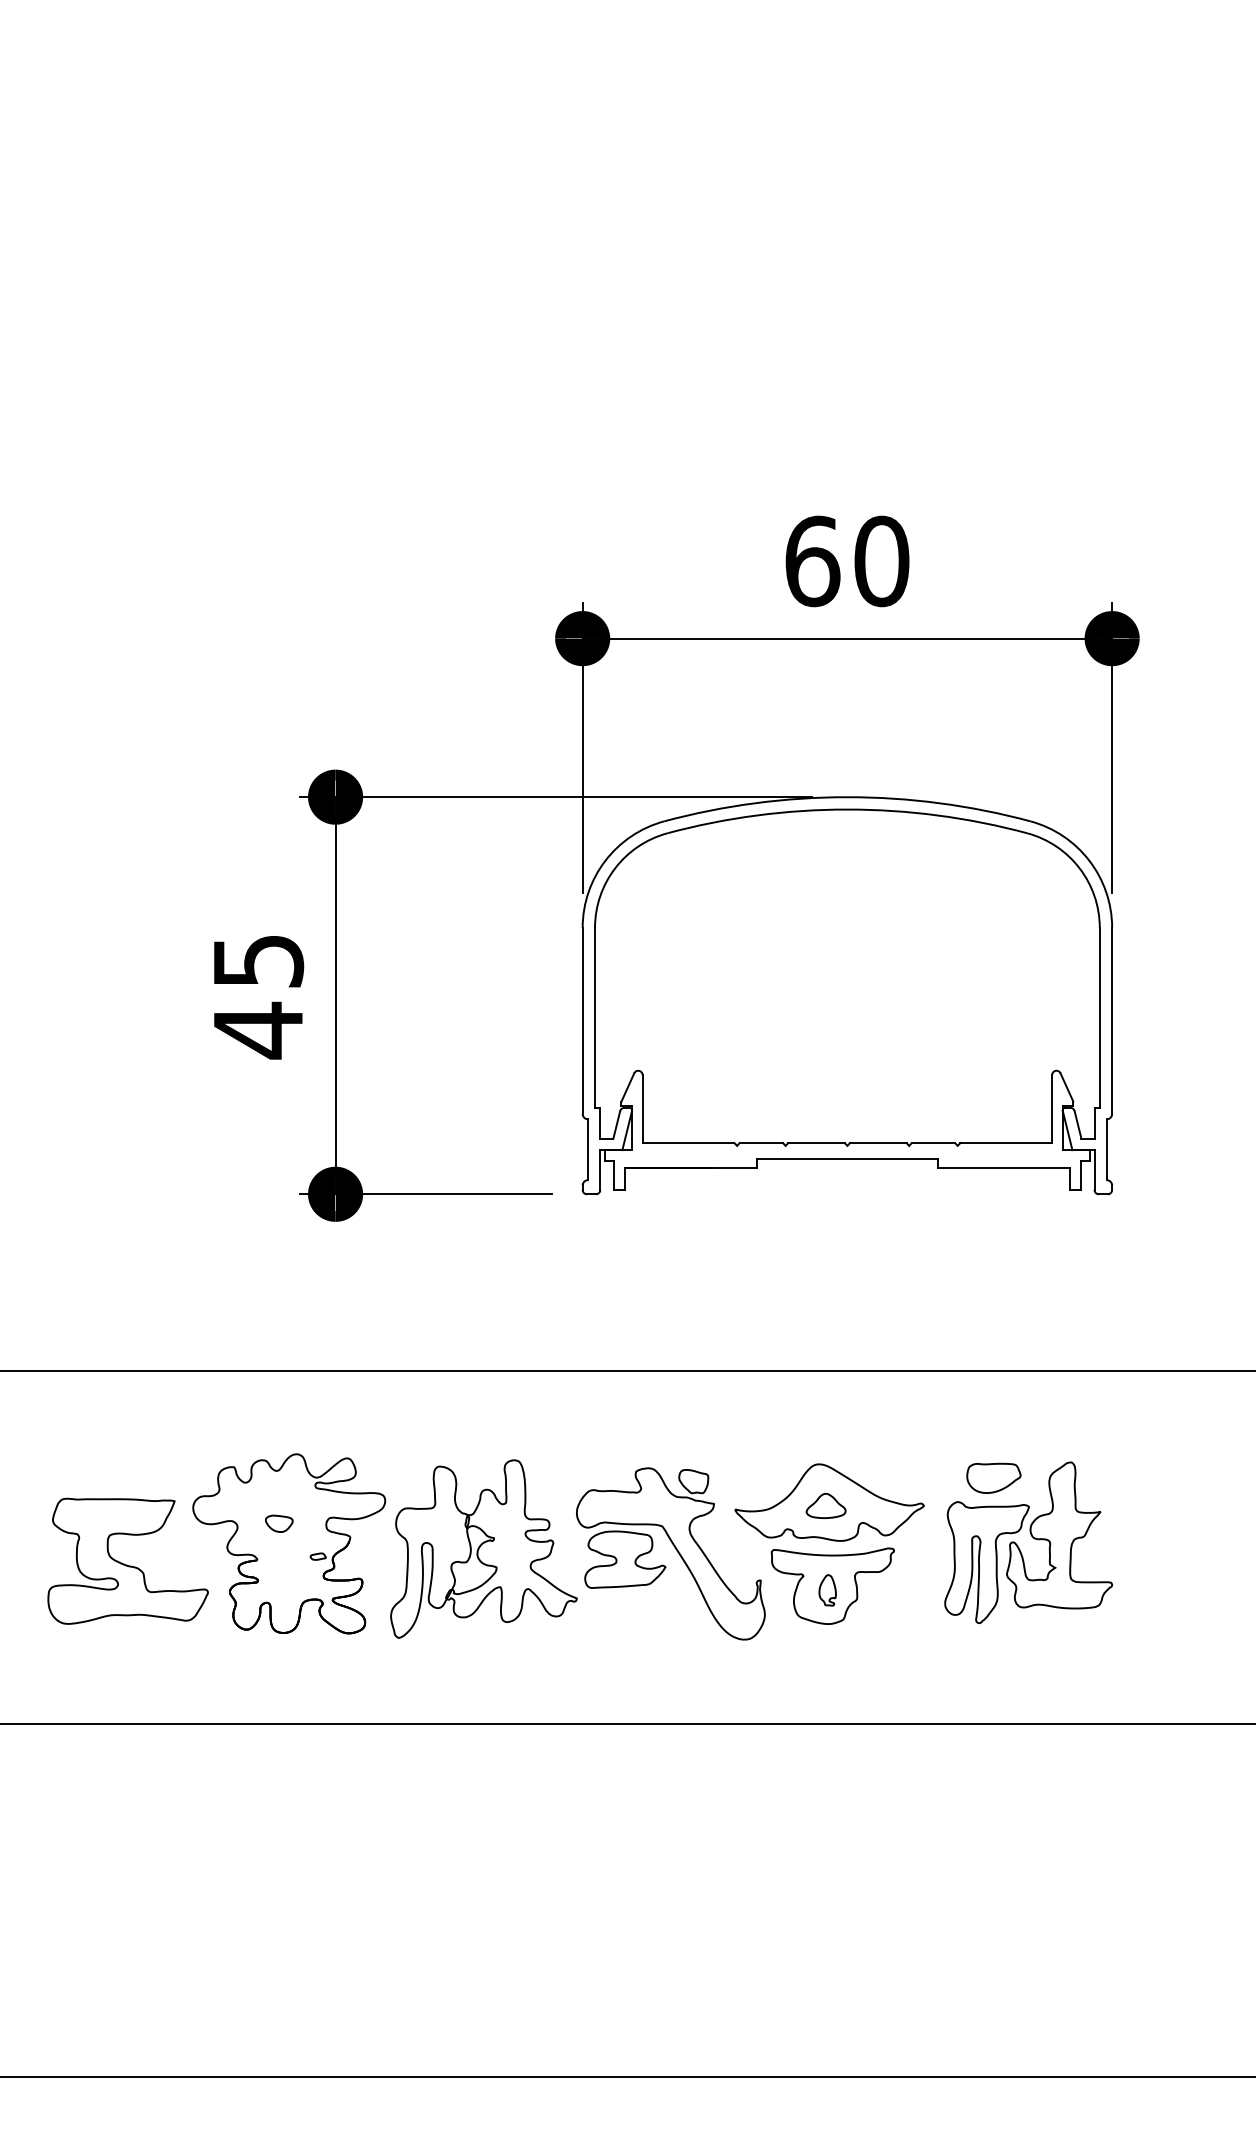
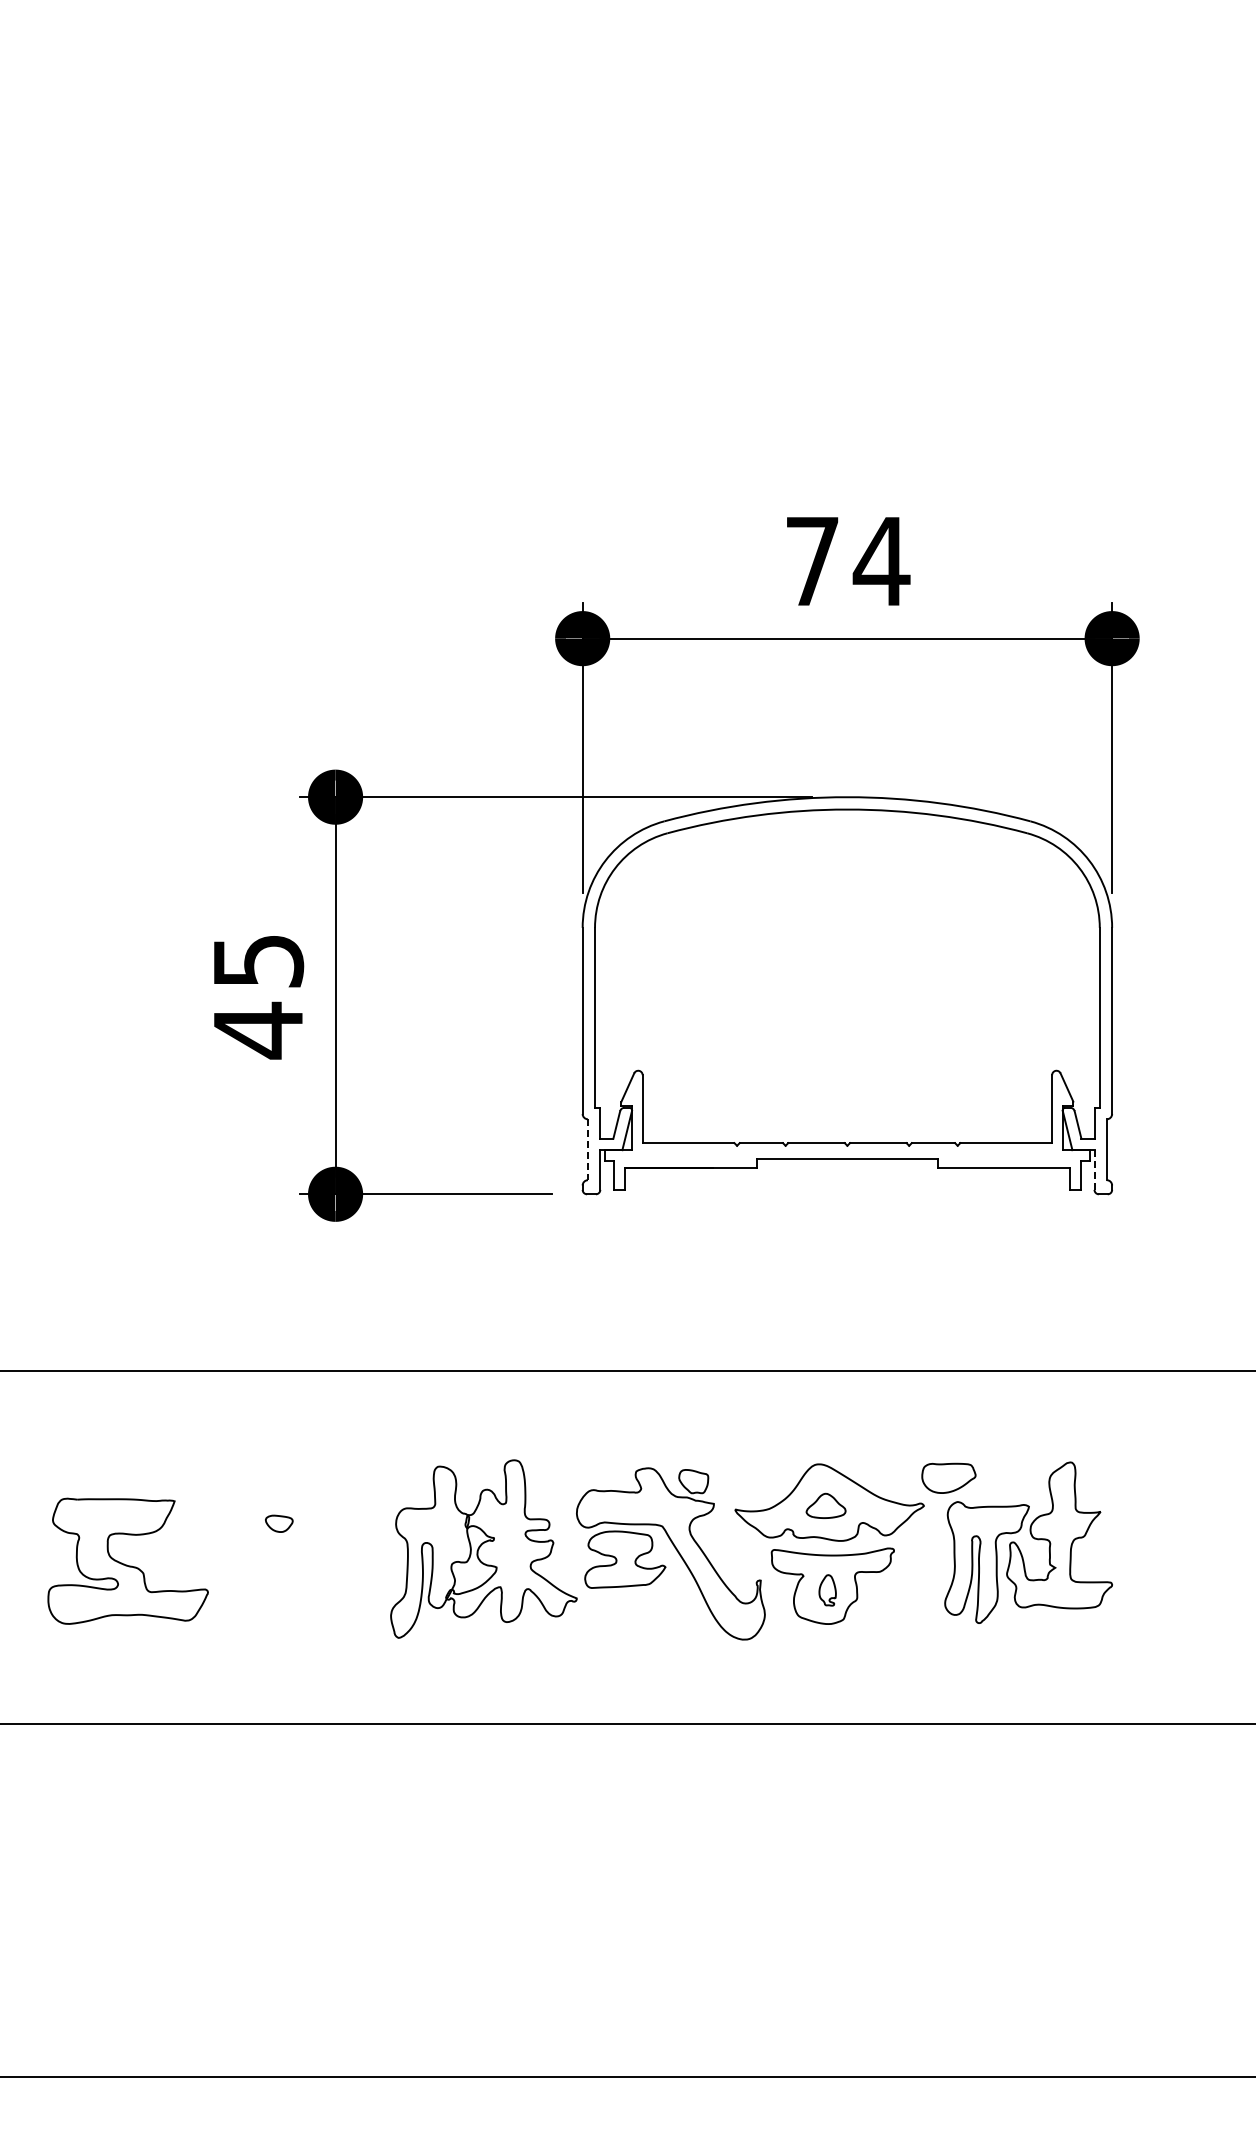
text: 60 -> 74 (847, 561)
line: solid -> dashed (587, 1150)
line: solid -> dashed (1094, 1169)
part position: (993, 1477) -> (948, 1477) (948, 1477)
part: present -> none (289, 1543)
